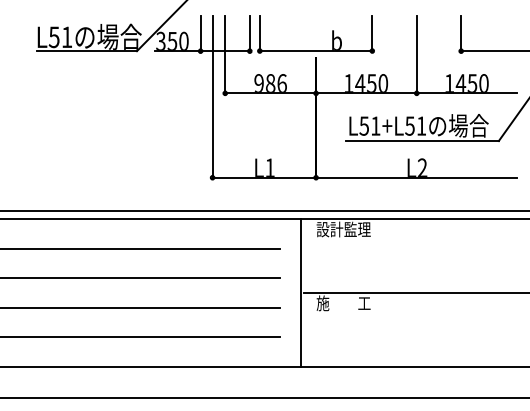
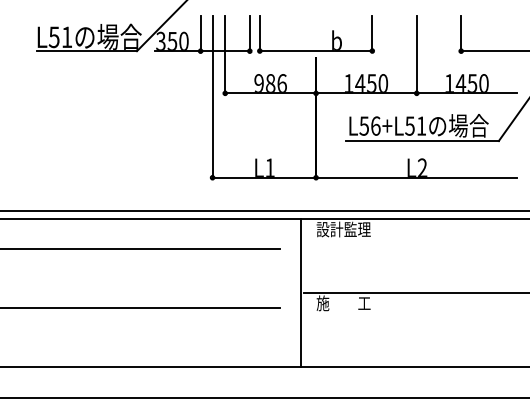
text: L51+L51 -> L56+L51 (375, 125)
line: present -> none (140, 278)
line: present -> none (140, 337)
